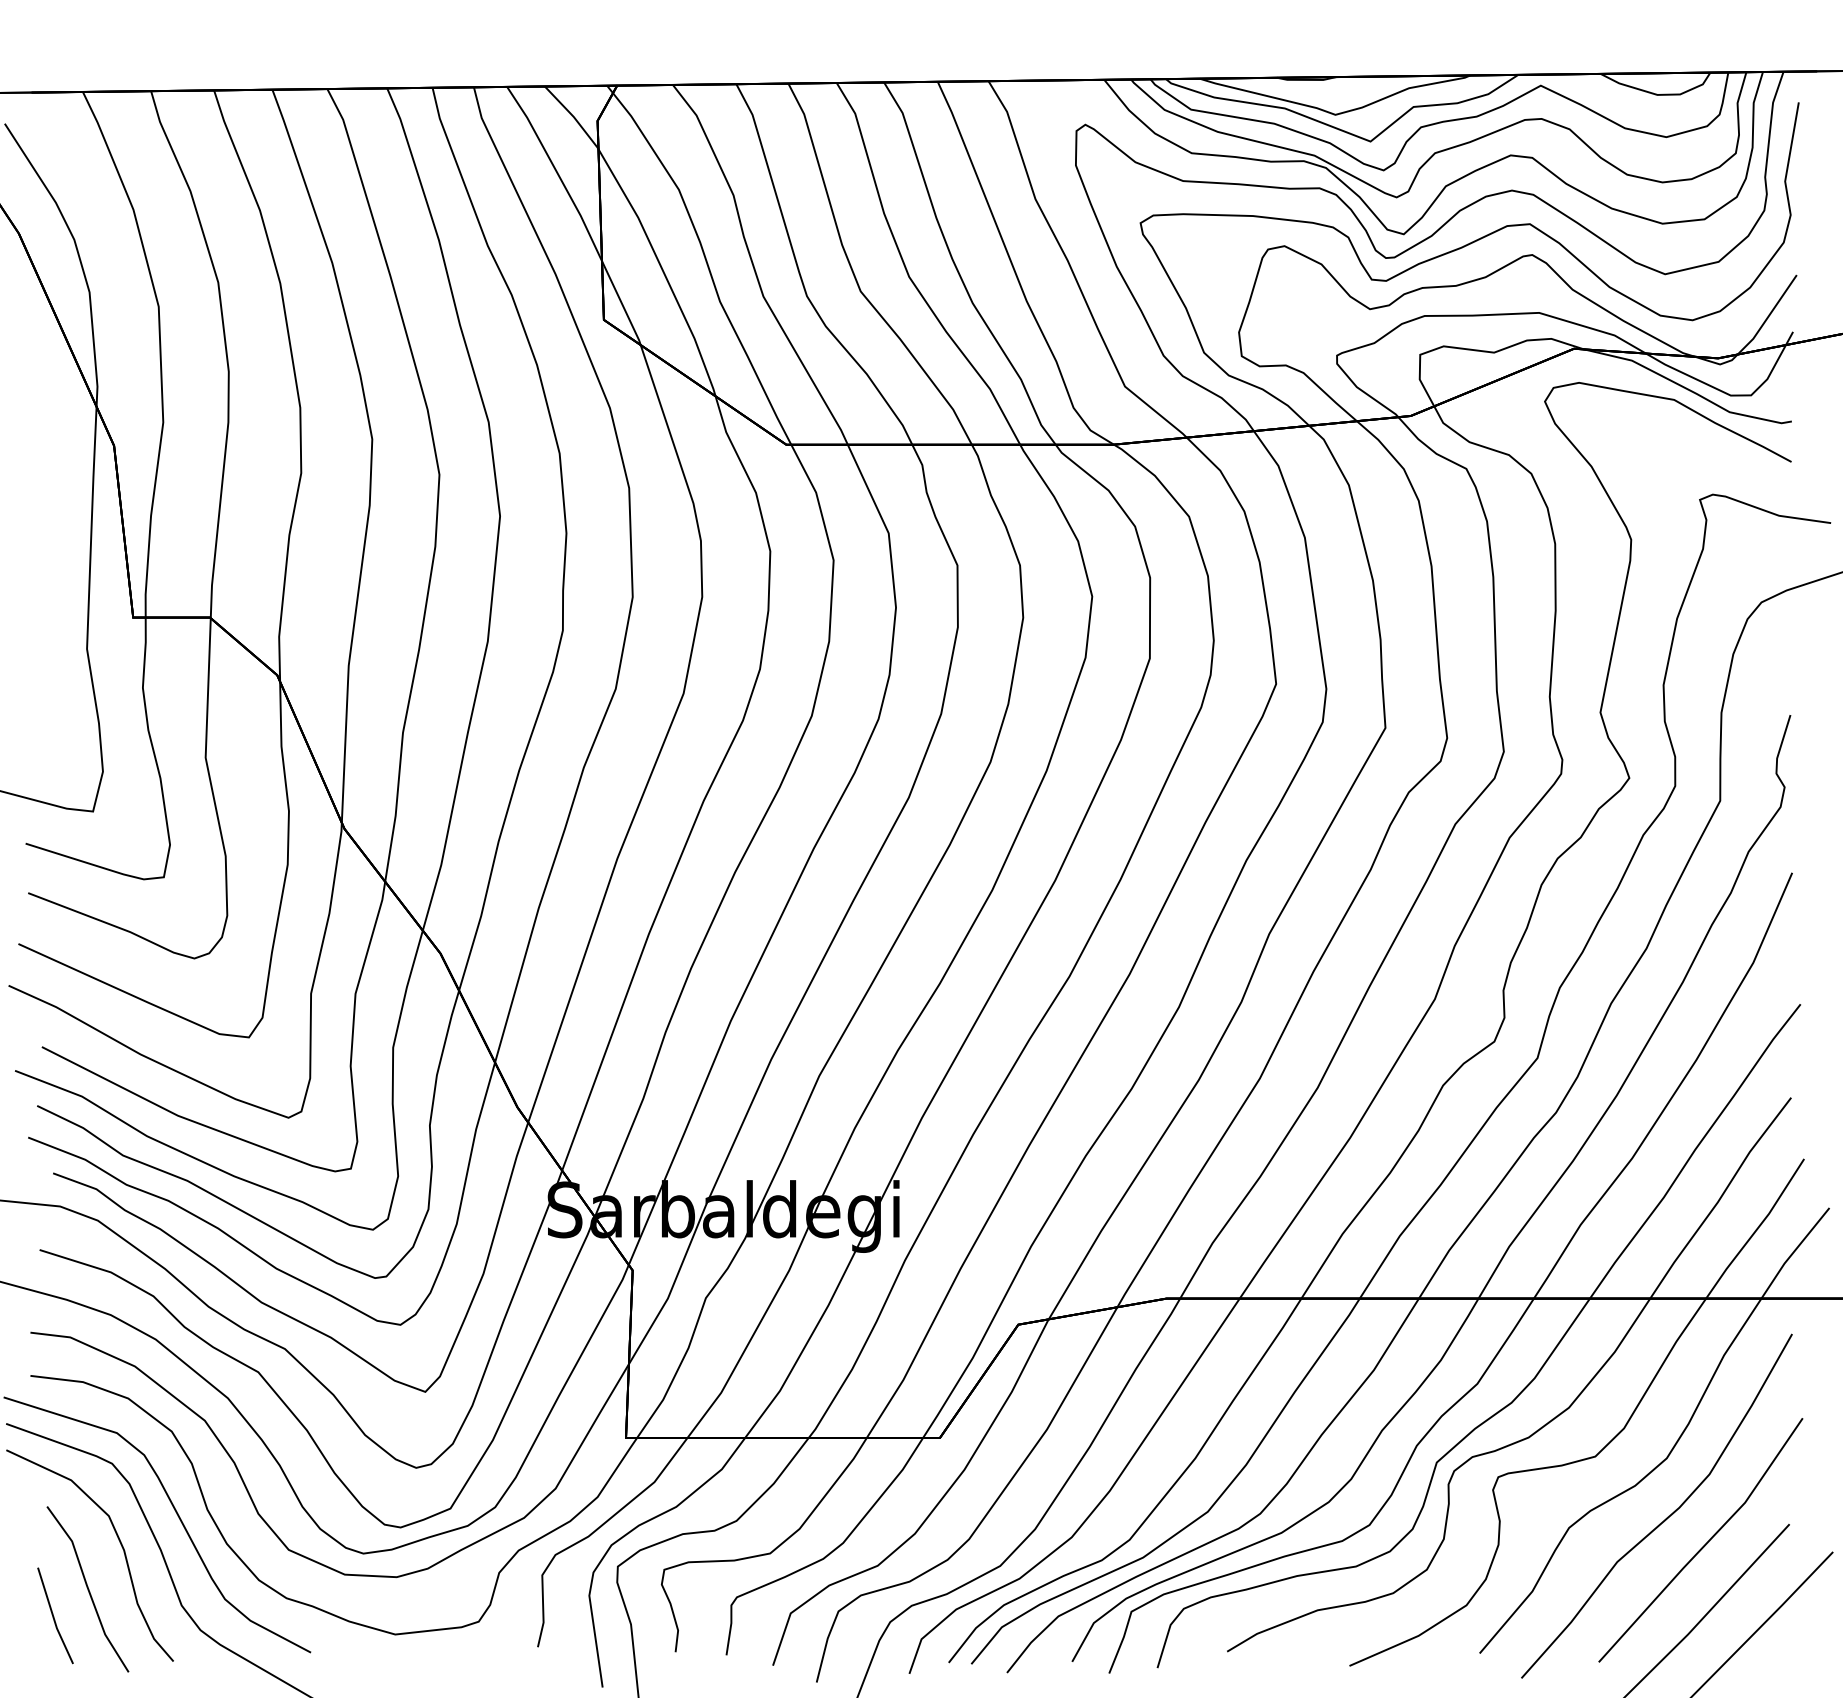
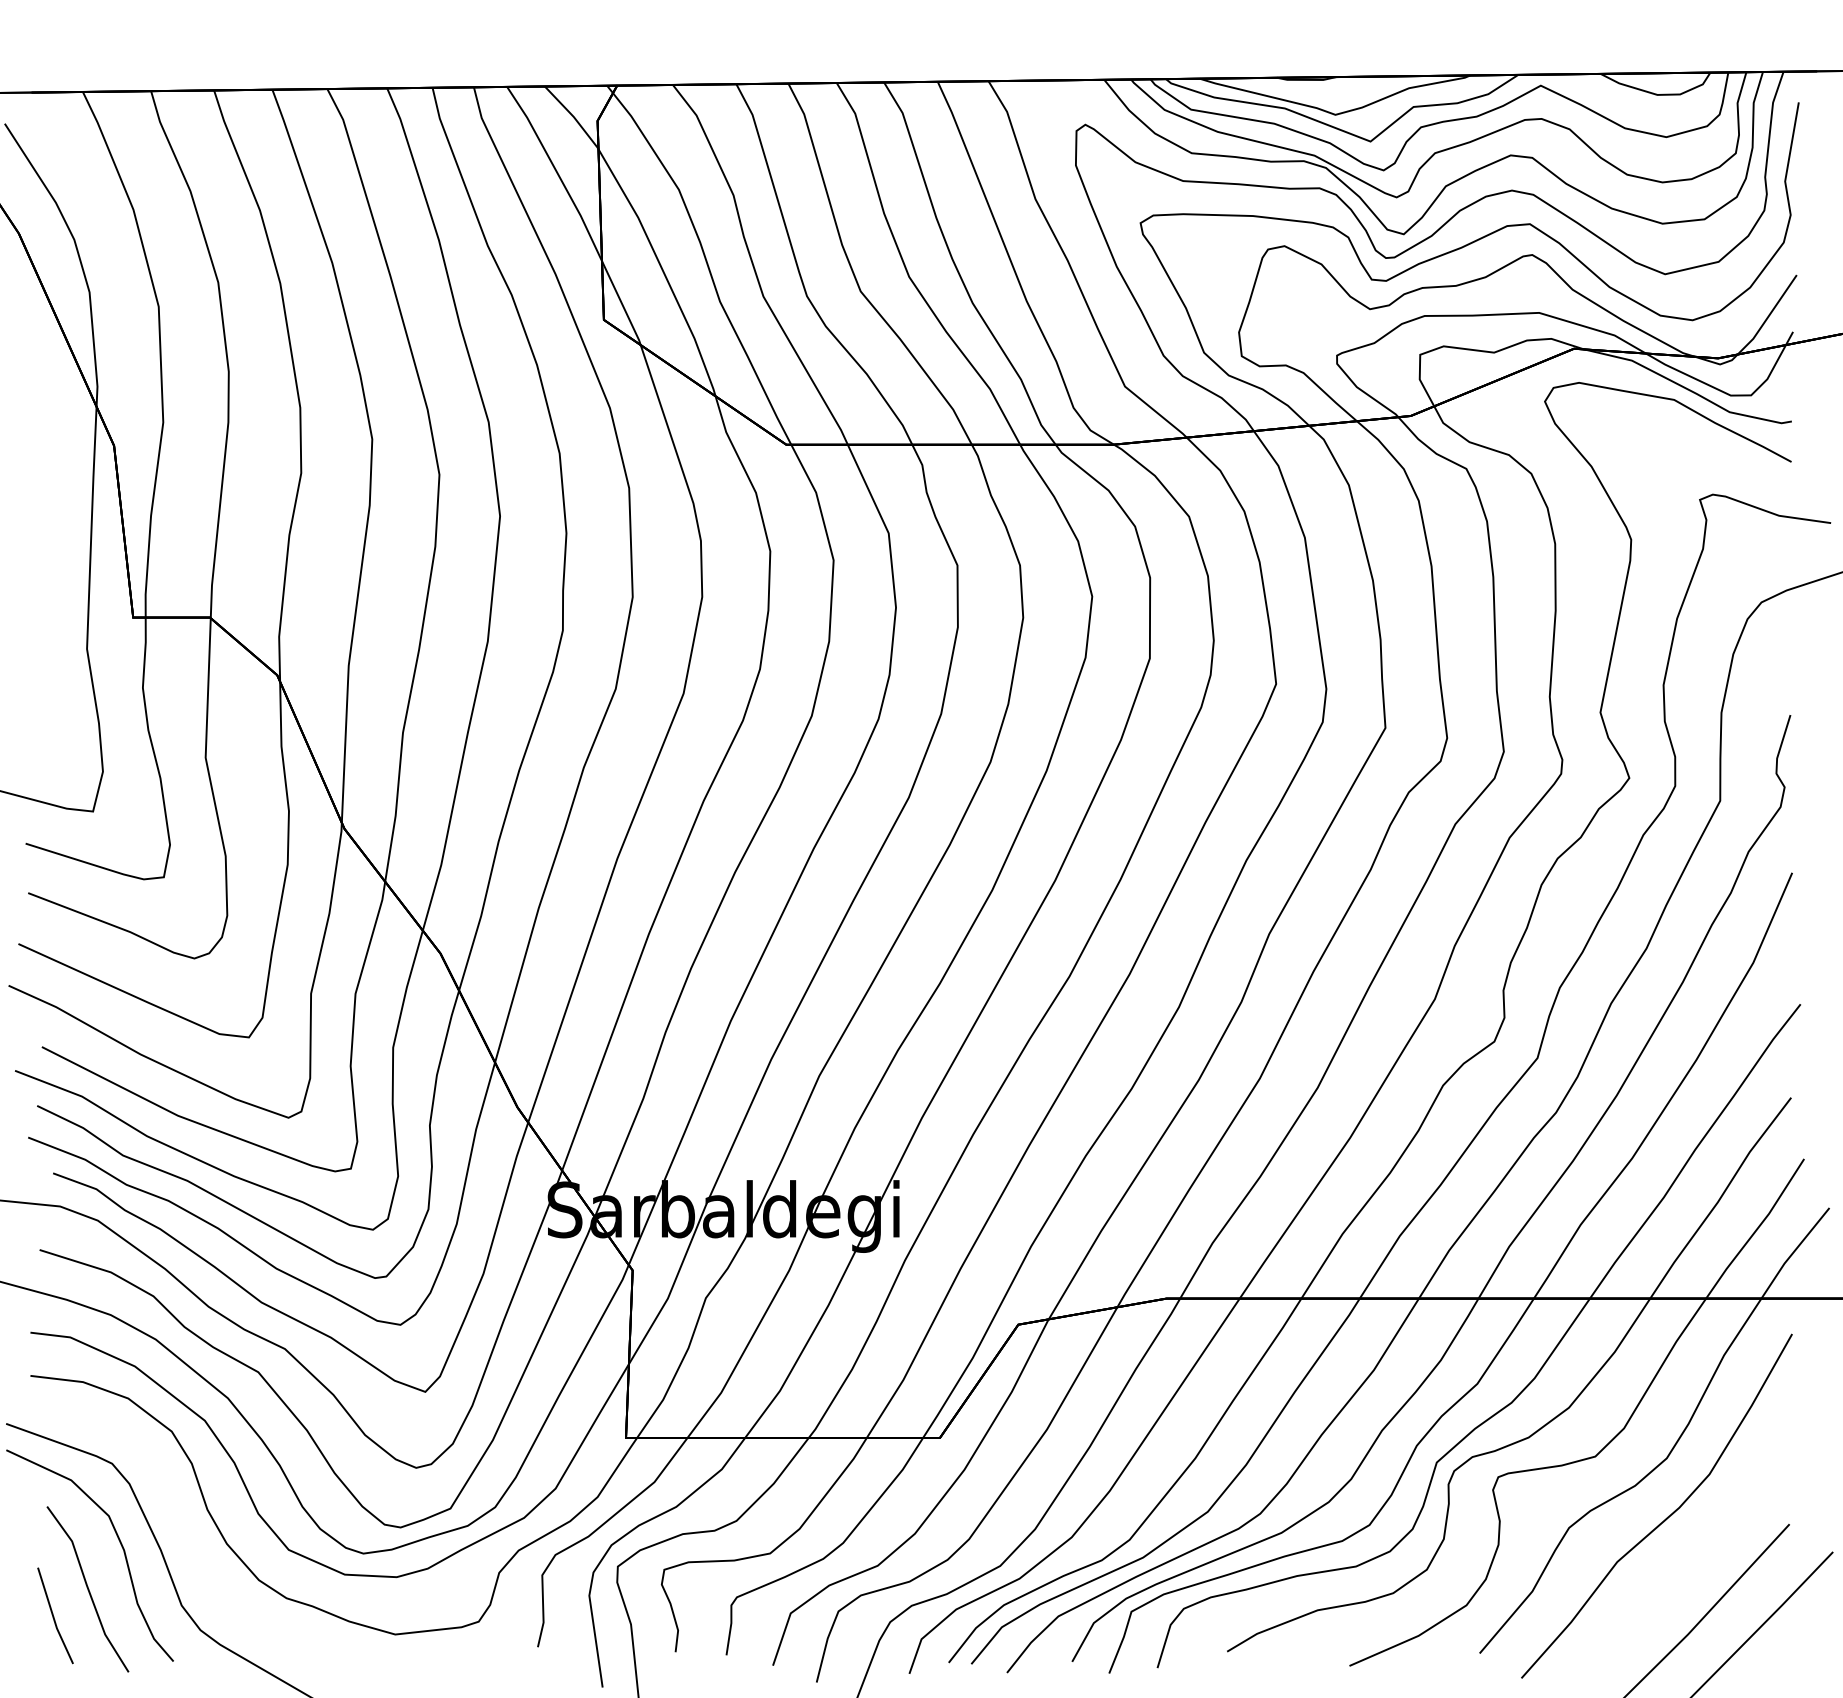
curve: present -> none (176, 1514)
line: present -> none (1704, 1544)
